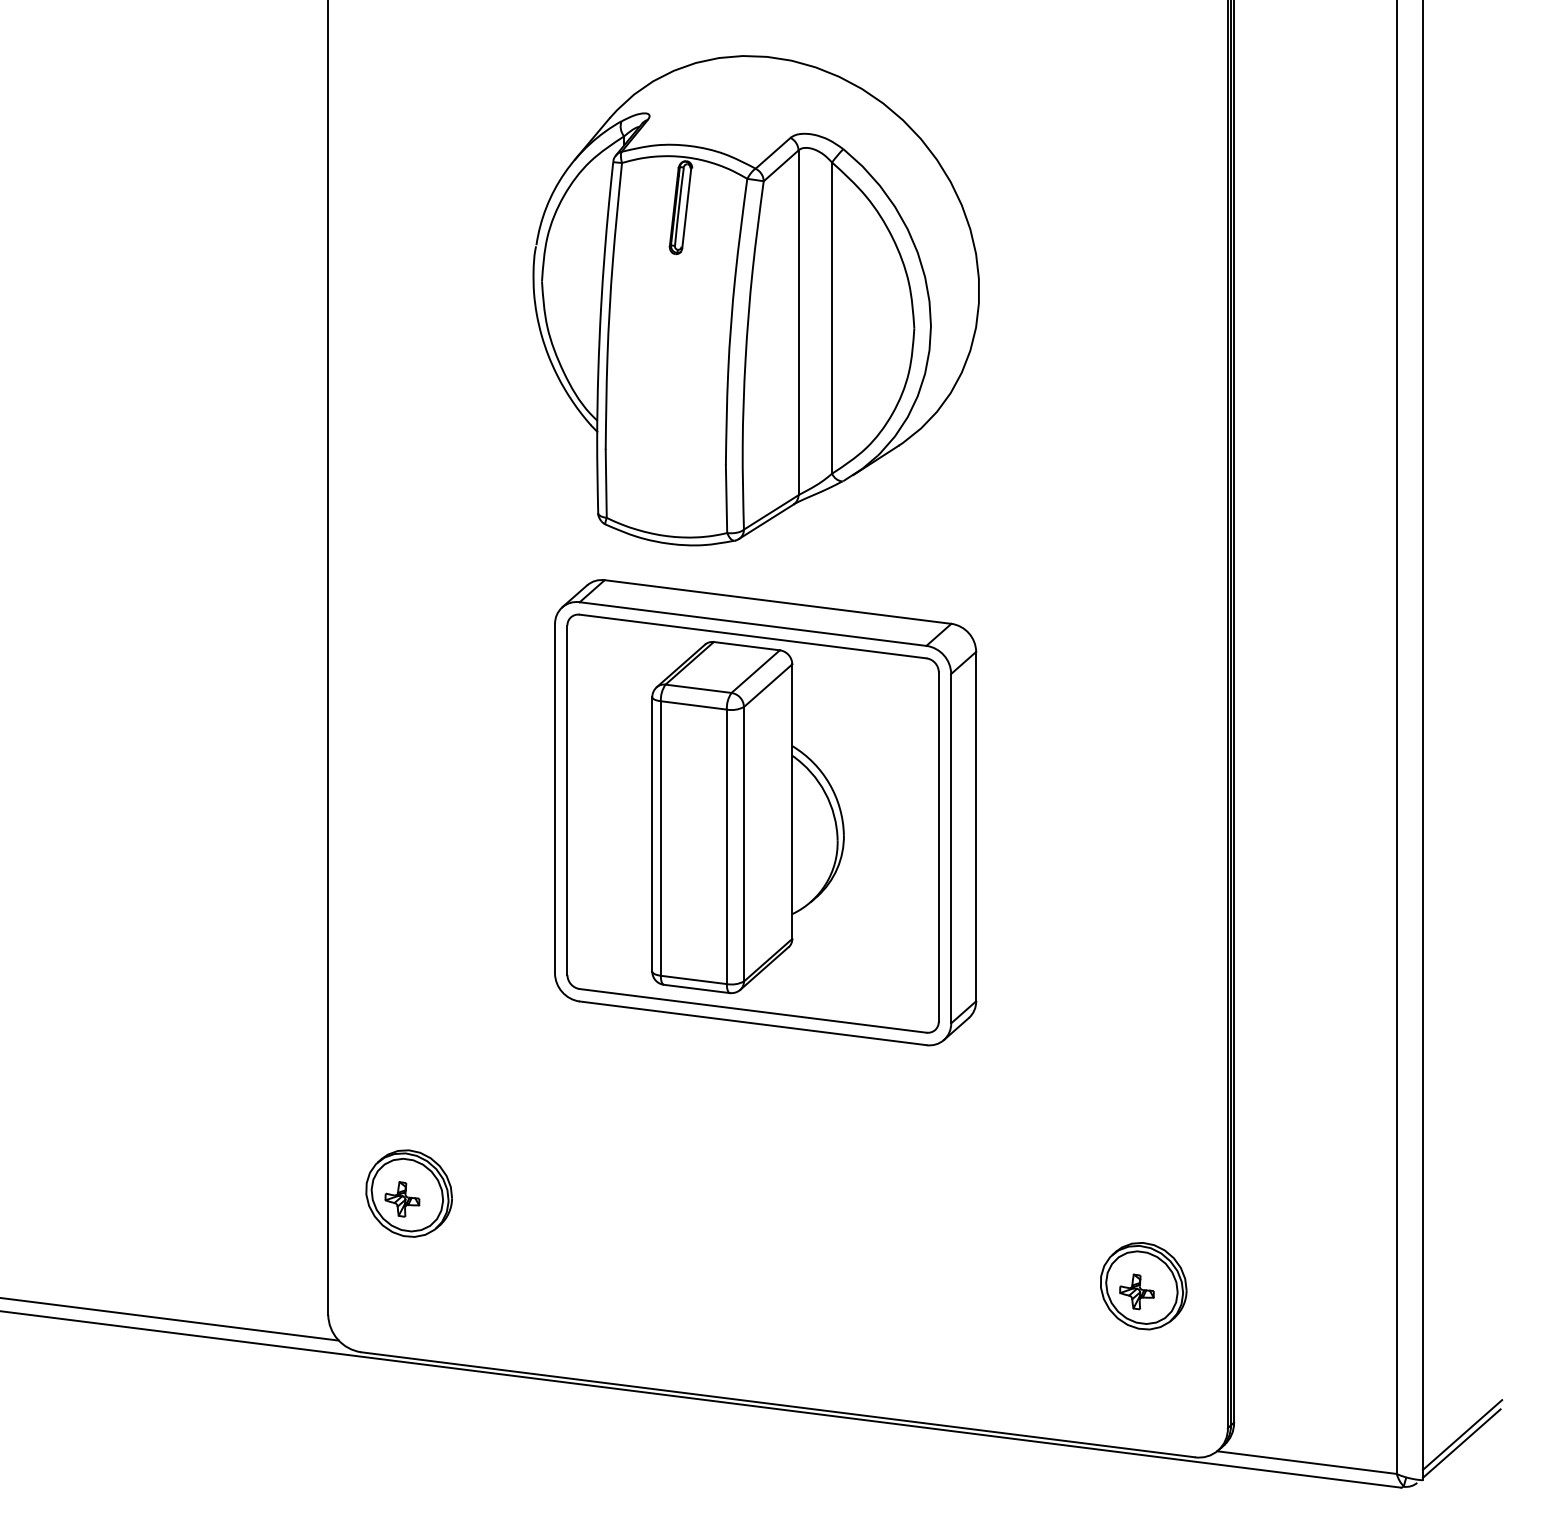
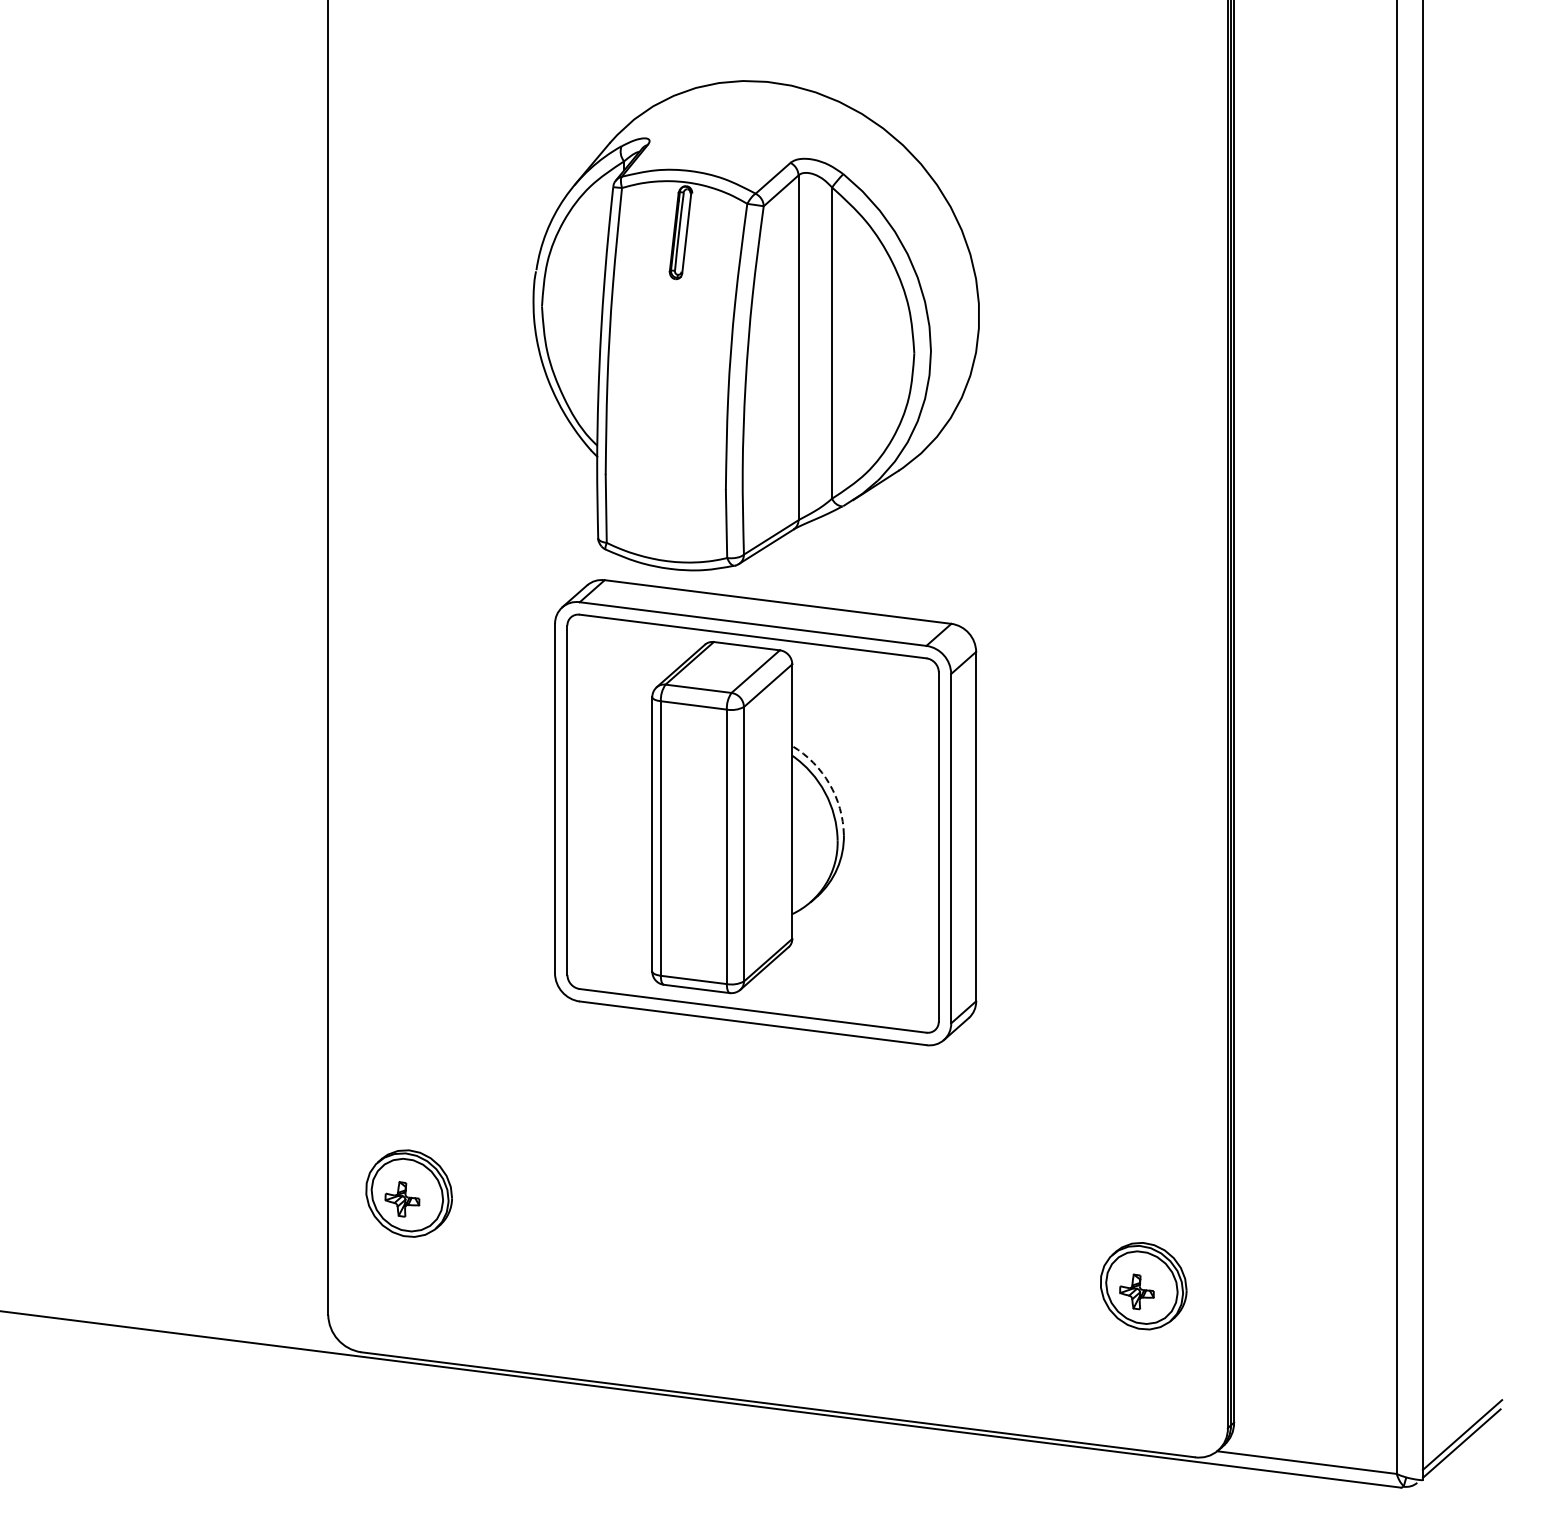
part position: (755, 300) -> (755, 325) (755, 325)
arc: solid -> dashed (829, 783)
line: present -> none (170, 1319)
